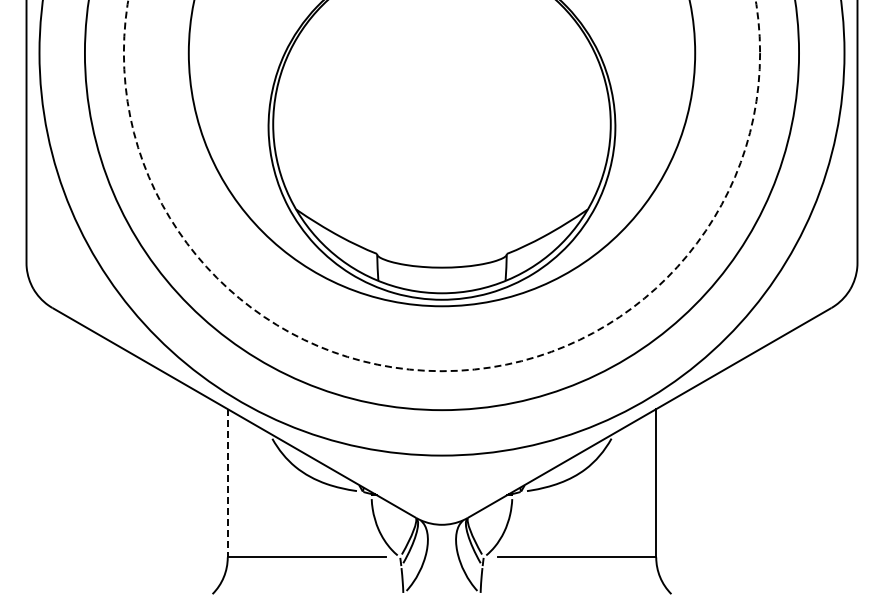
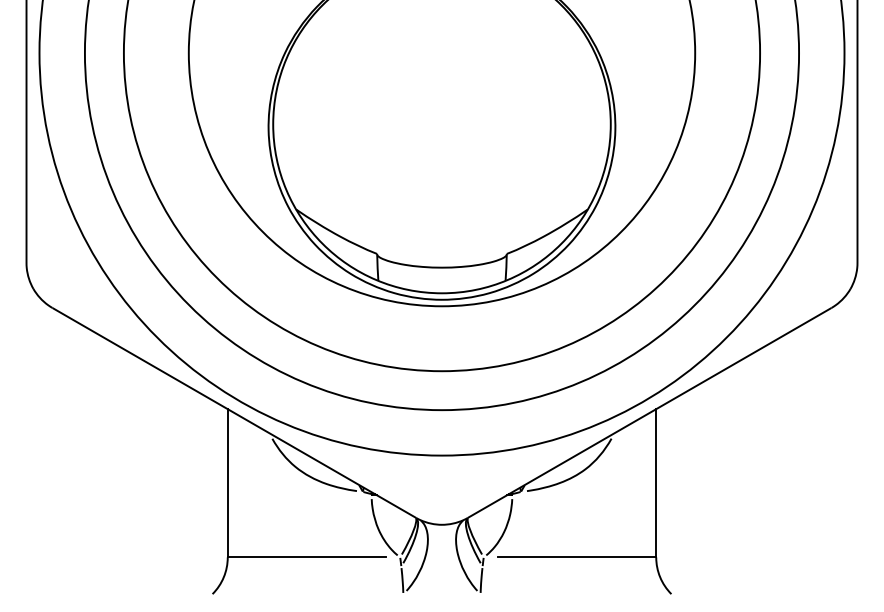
circle: dashed -> solid (441, 185)
line: dashed -> solid (227, 483)
